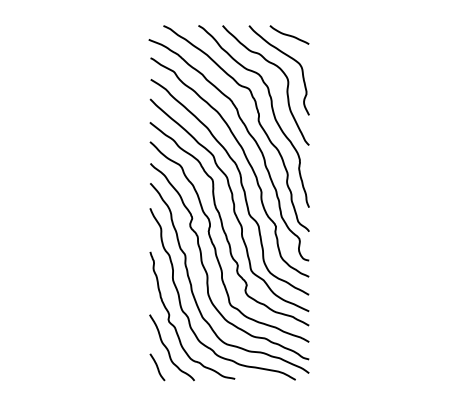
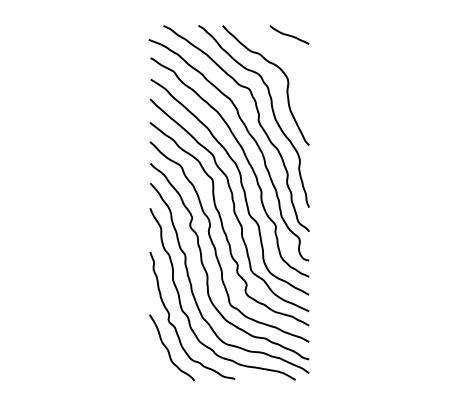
curve: present -> none (288, 57)
curve: present -> none (157, 367)
